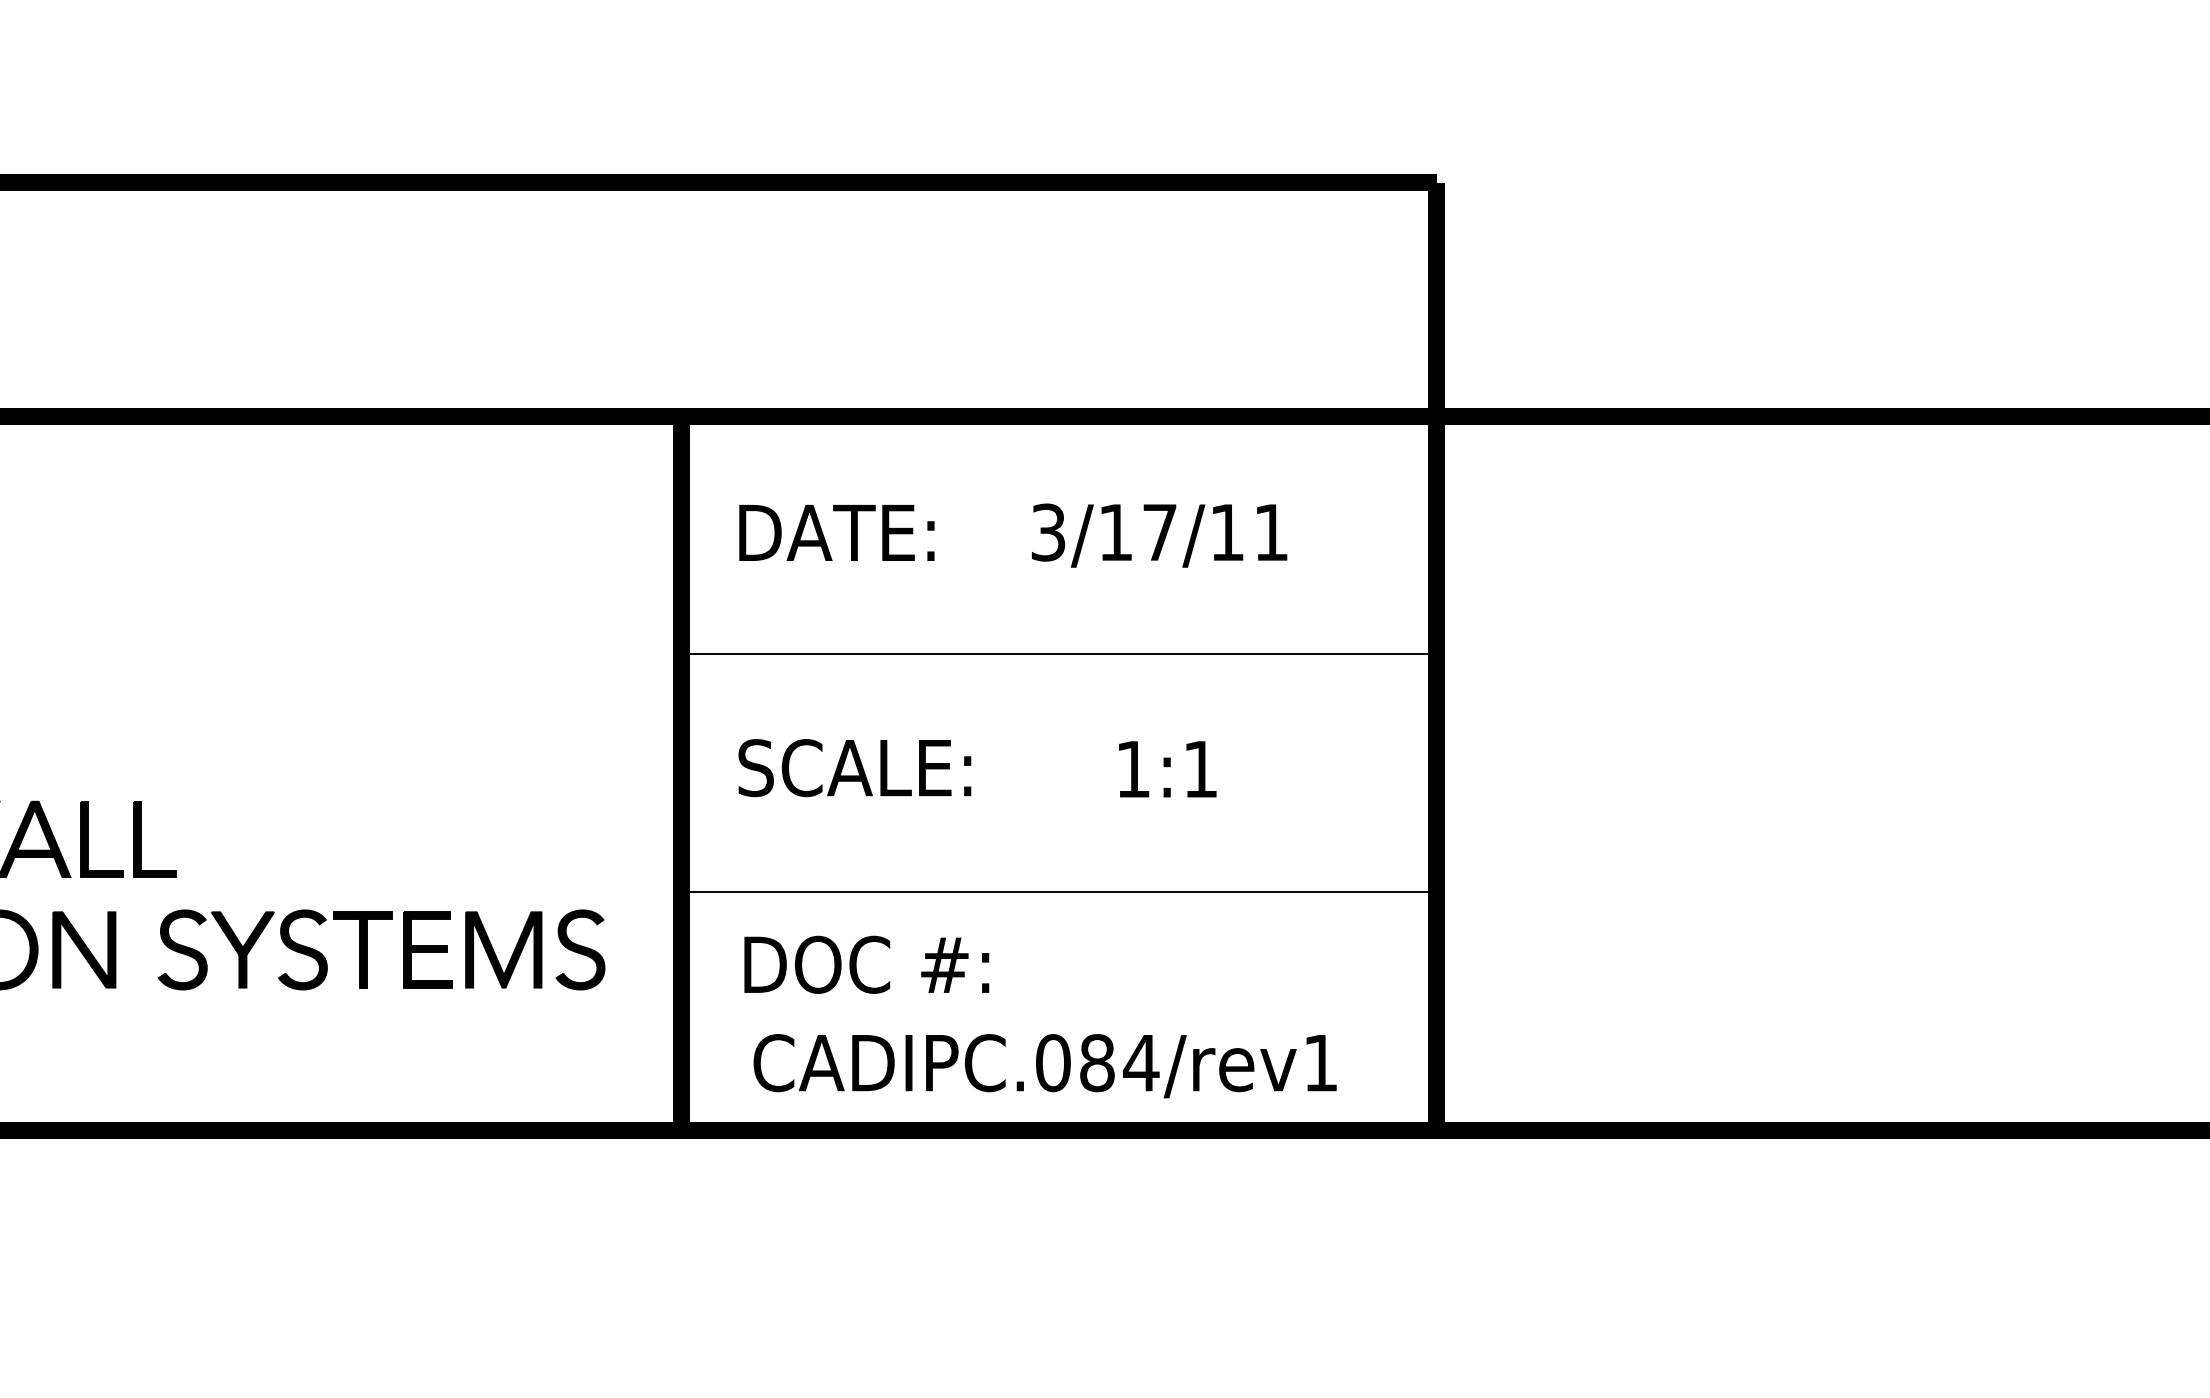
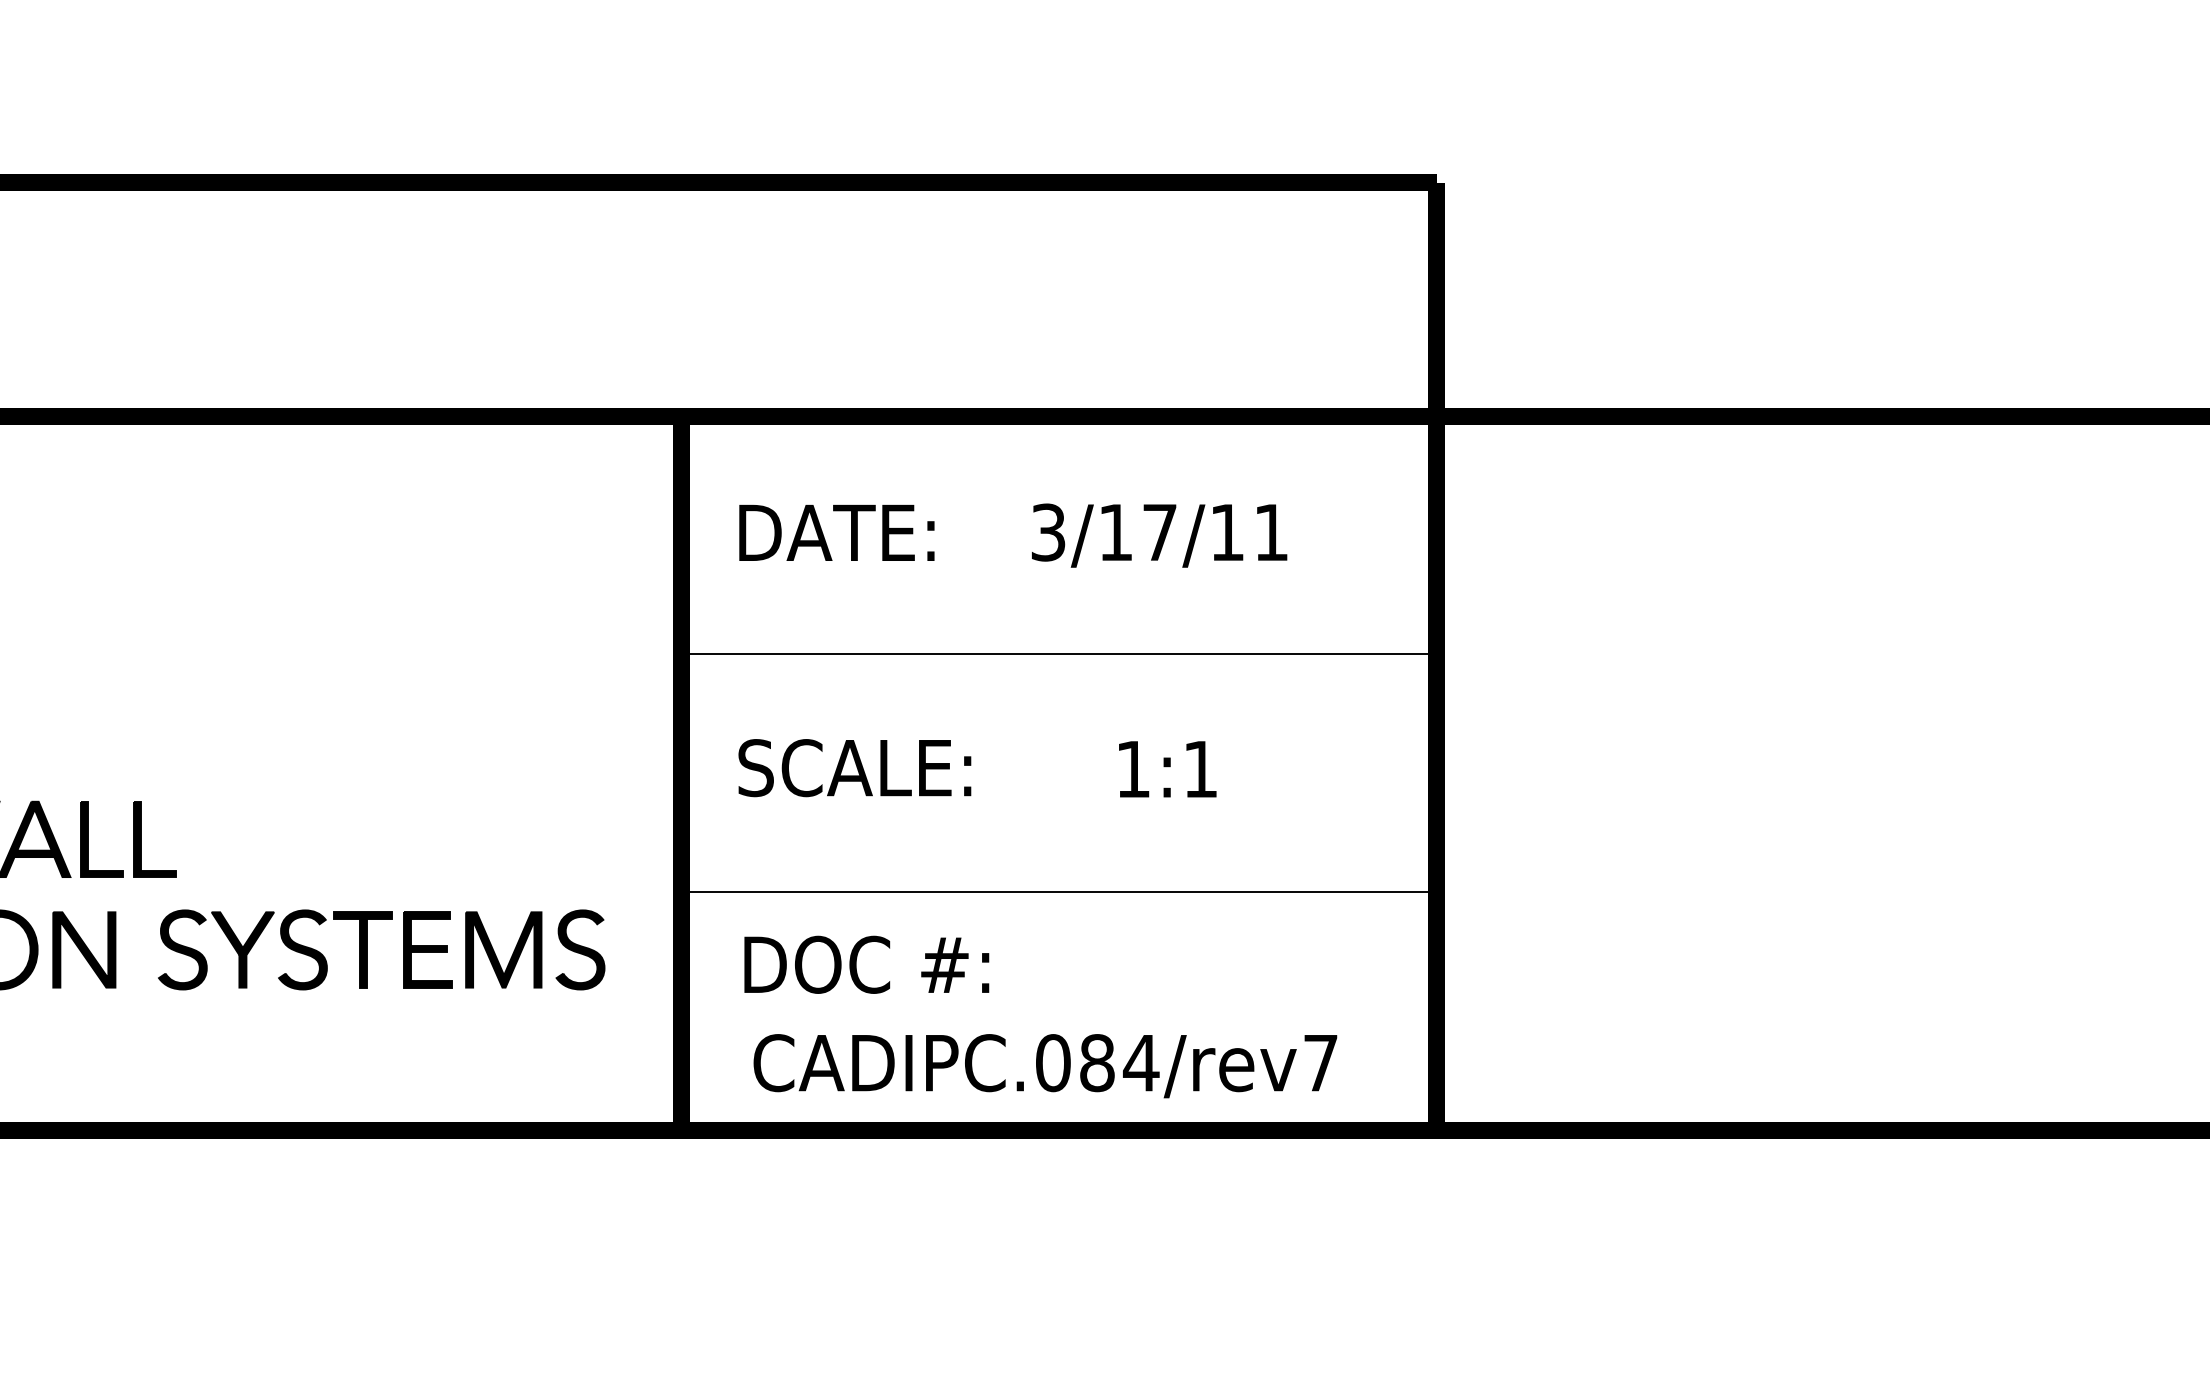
text: CADIPC.084/rev1 -> CADIPC.084/rev7 (1320, 1063)
